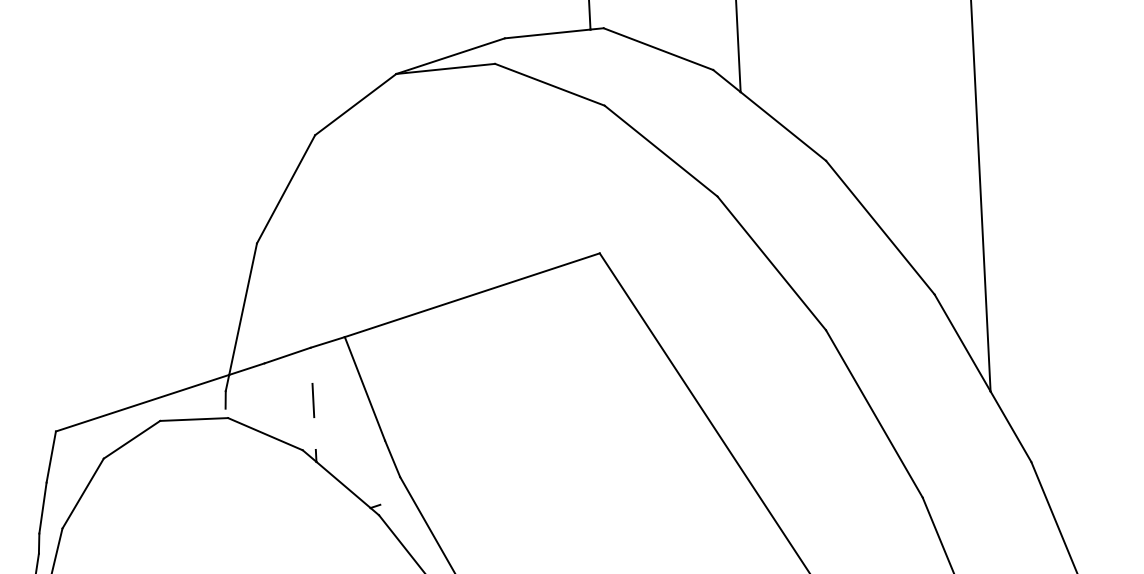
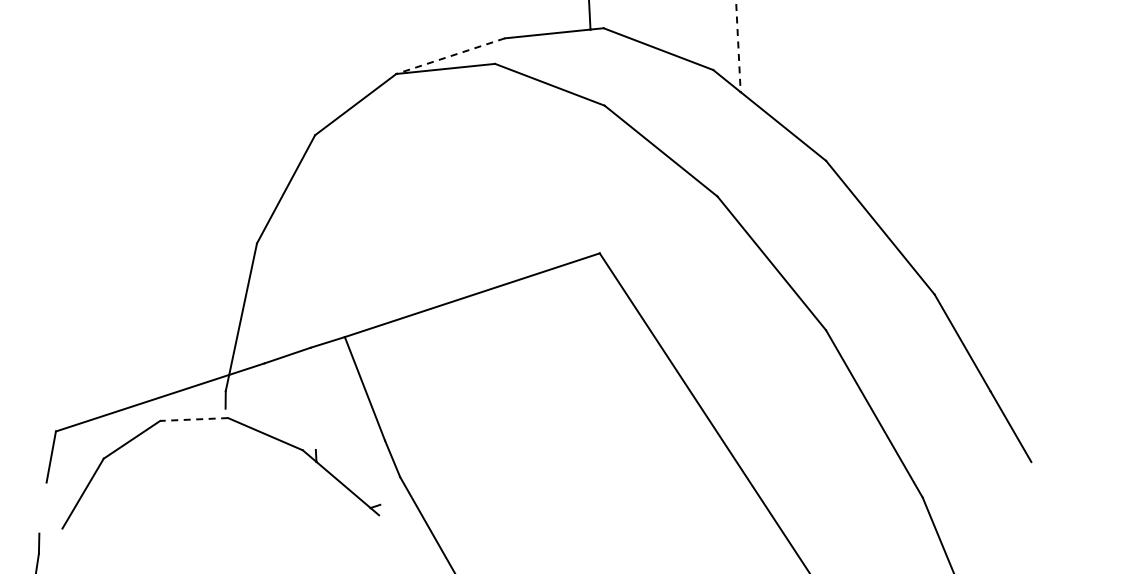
line: solid -> dashed (738, 46)
line: solid -> dashed (450, 56)
line: present -> none (980, 196)
line: present -> none (313, 400)
line: solid -> dashed (194, 419)
line: present -> none (42, 507)
line: present -> none (1053, 516)
line: present -> none (400, 542)
line: present -> none (57, 549)
